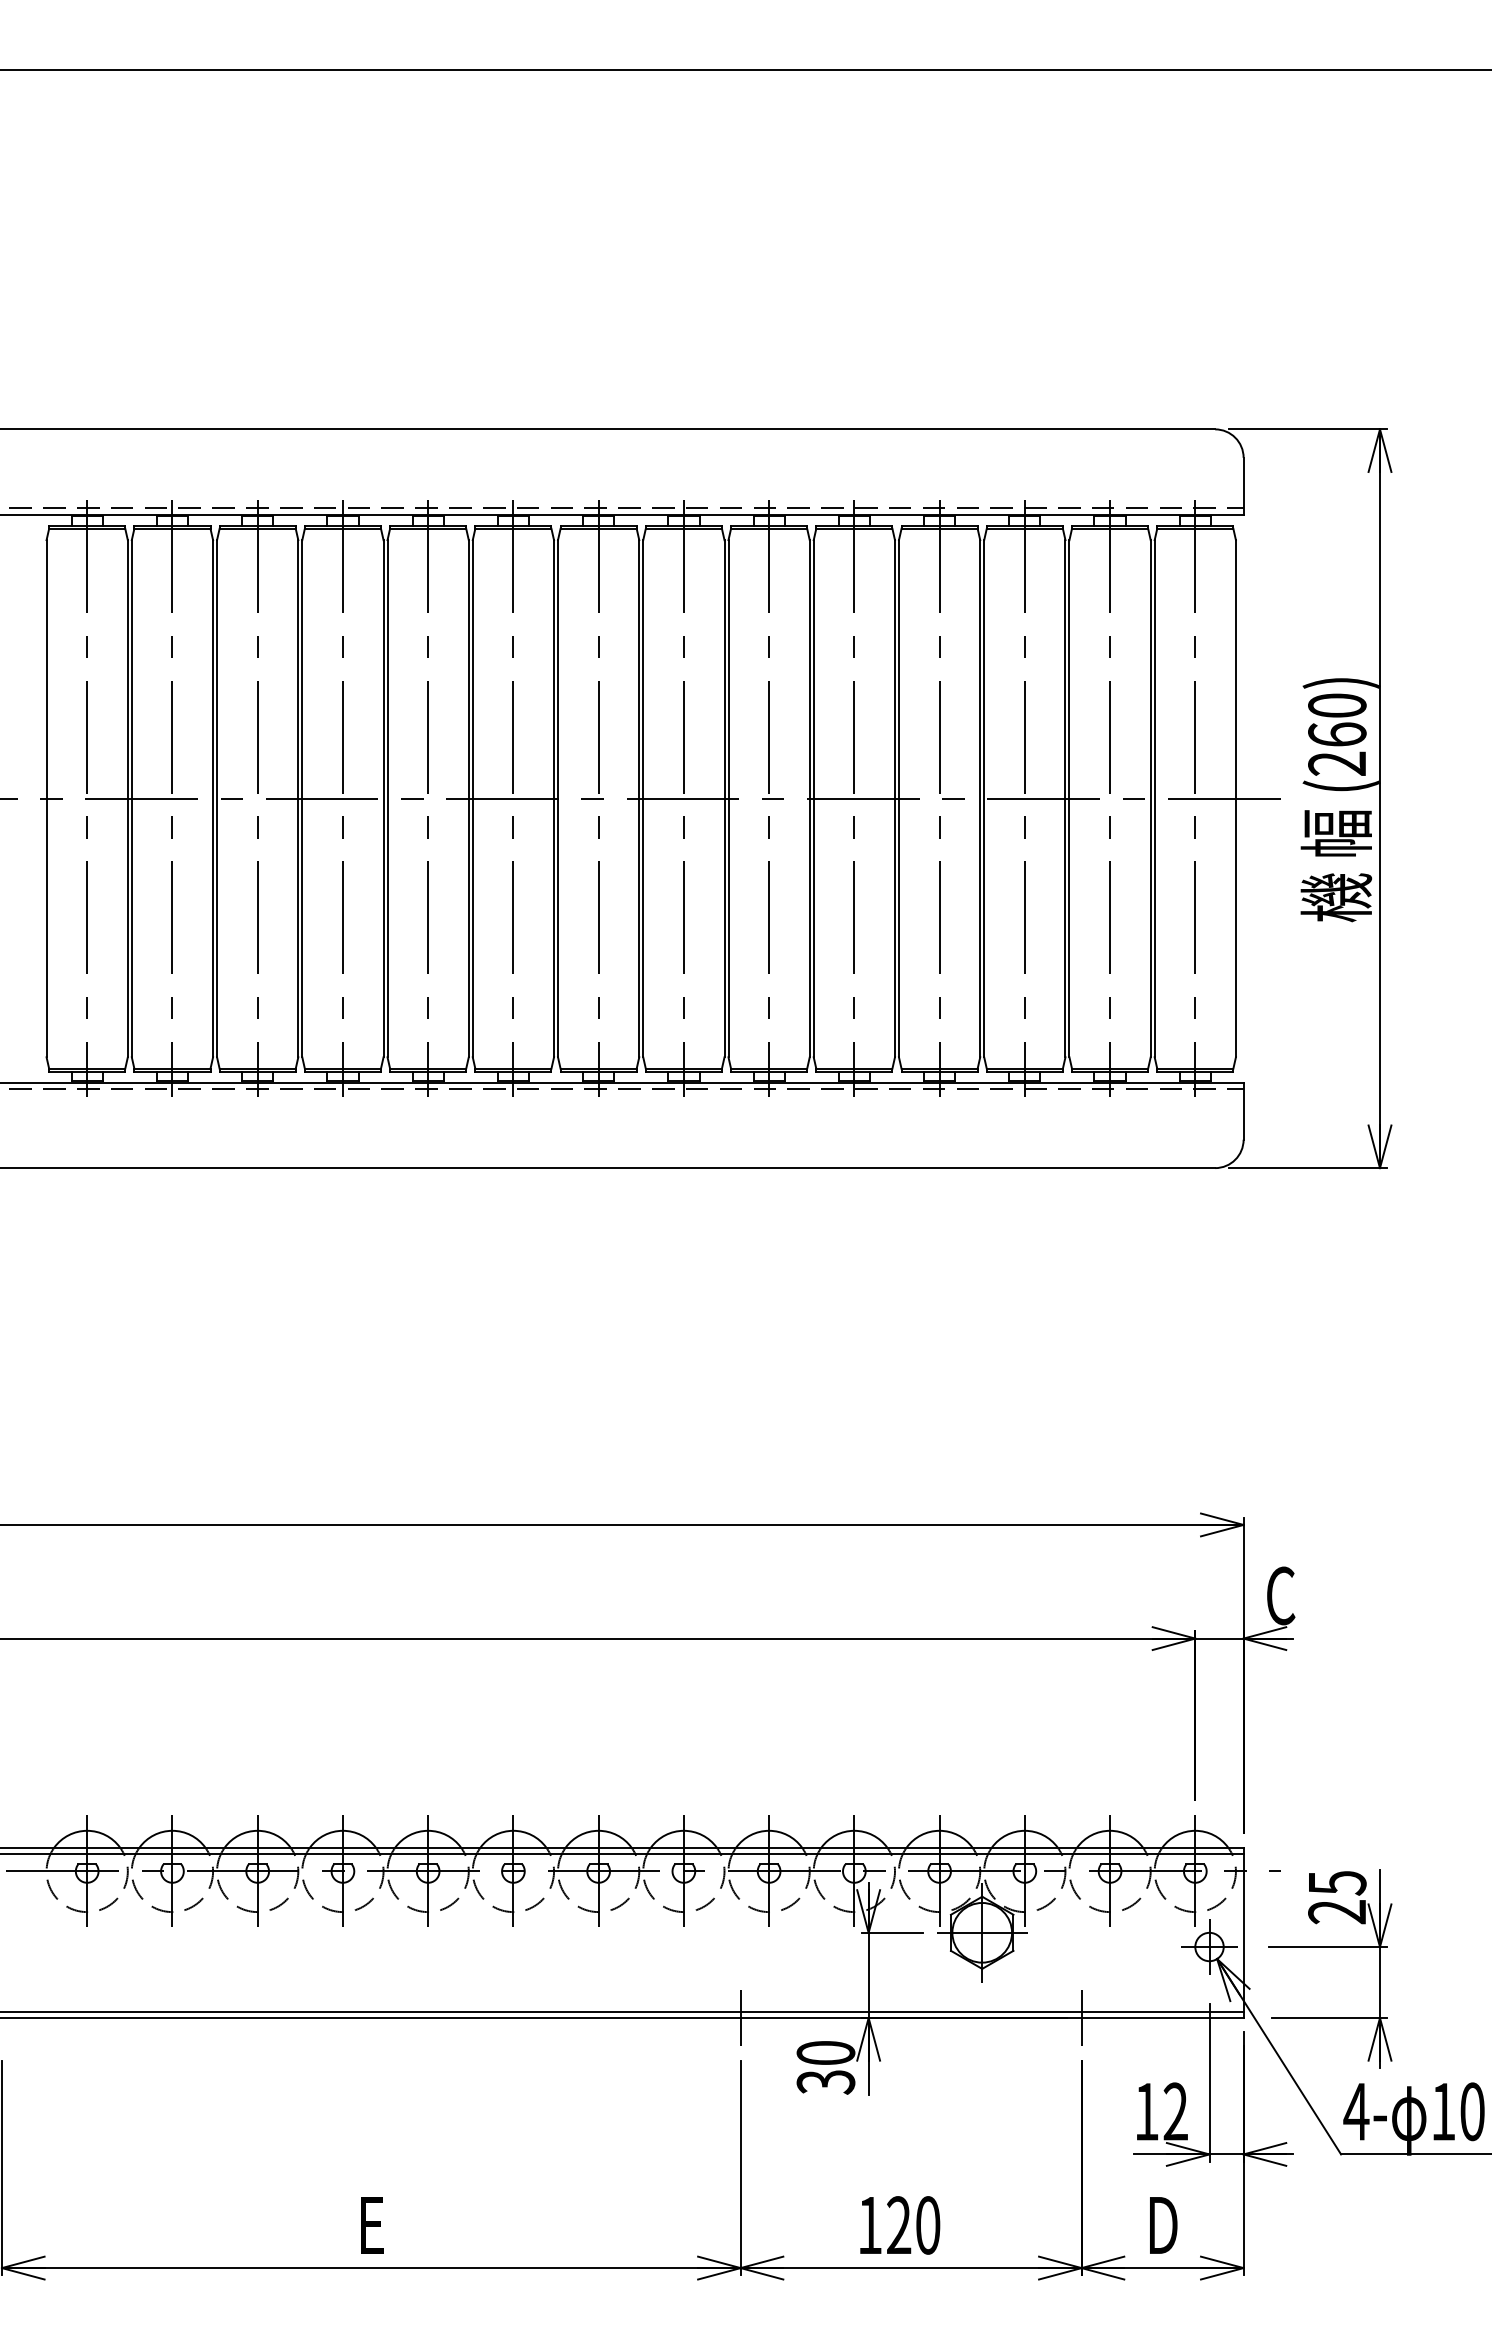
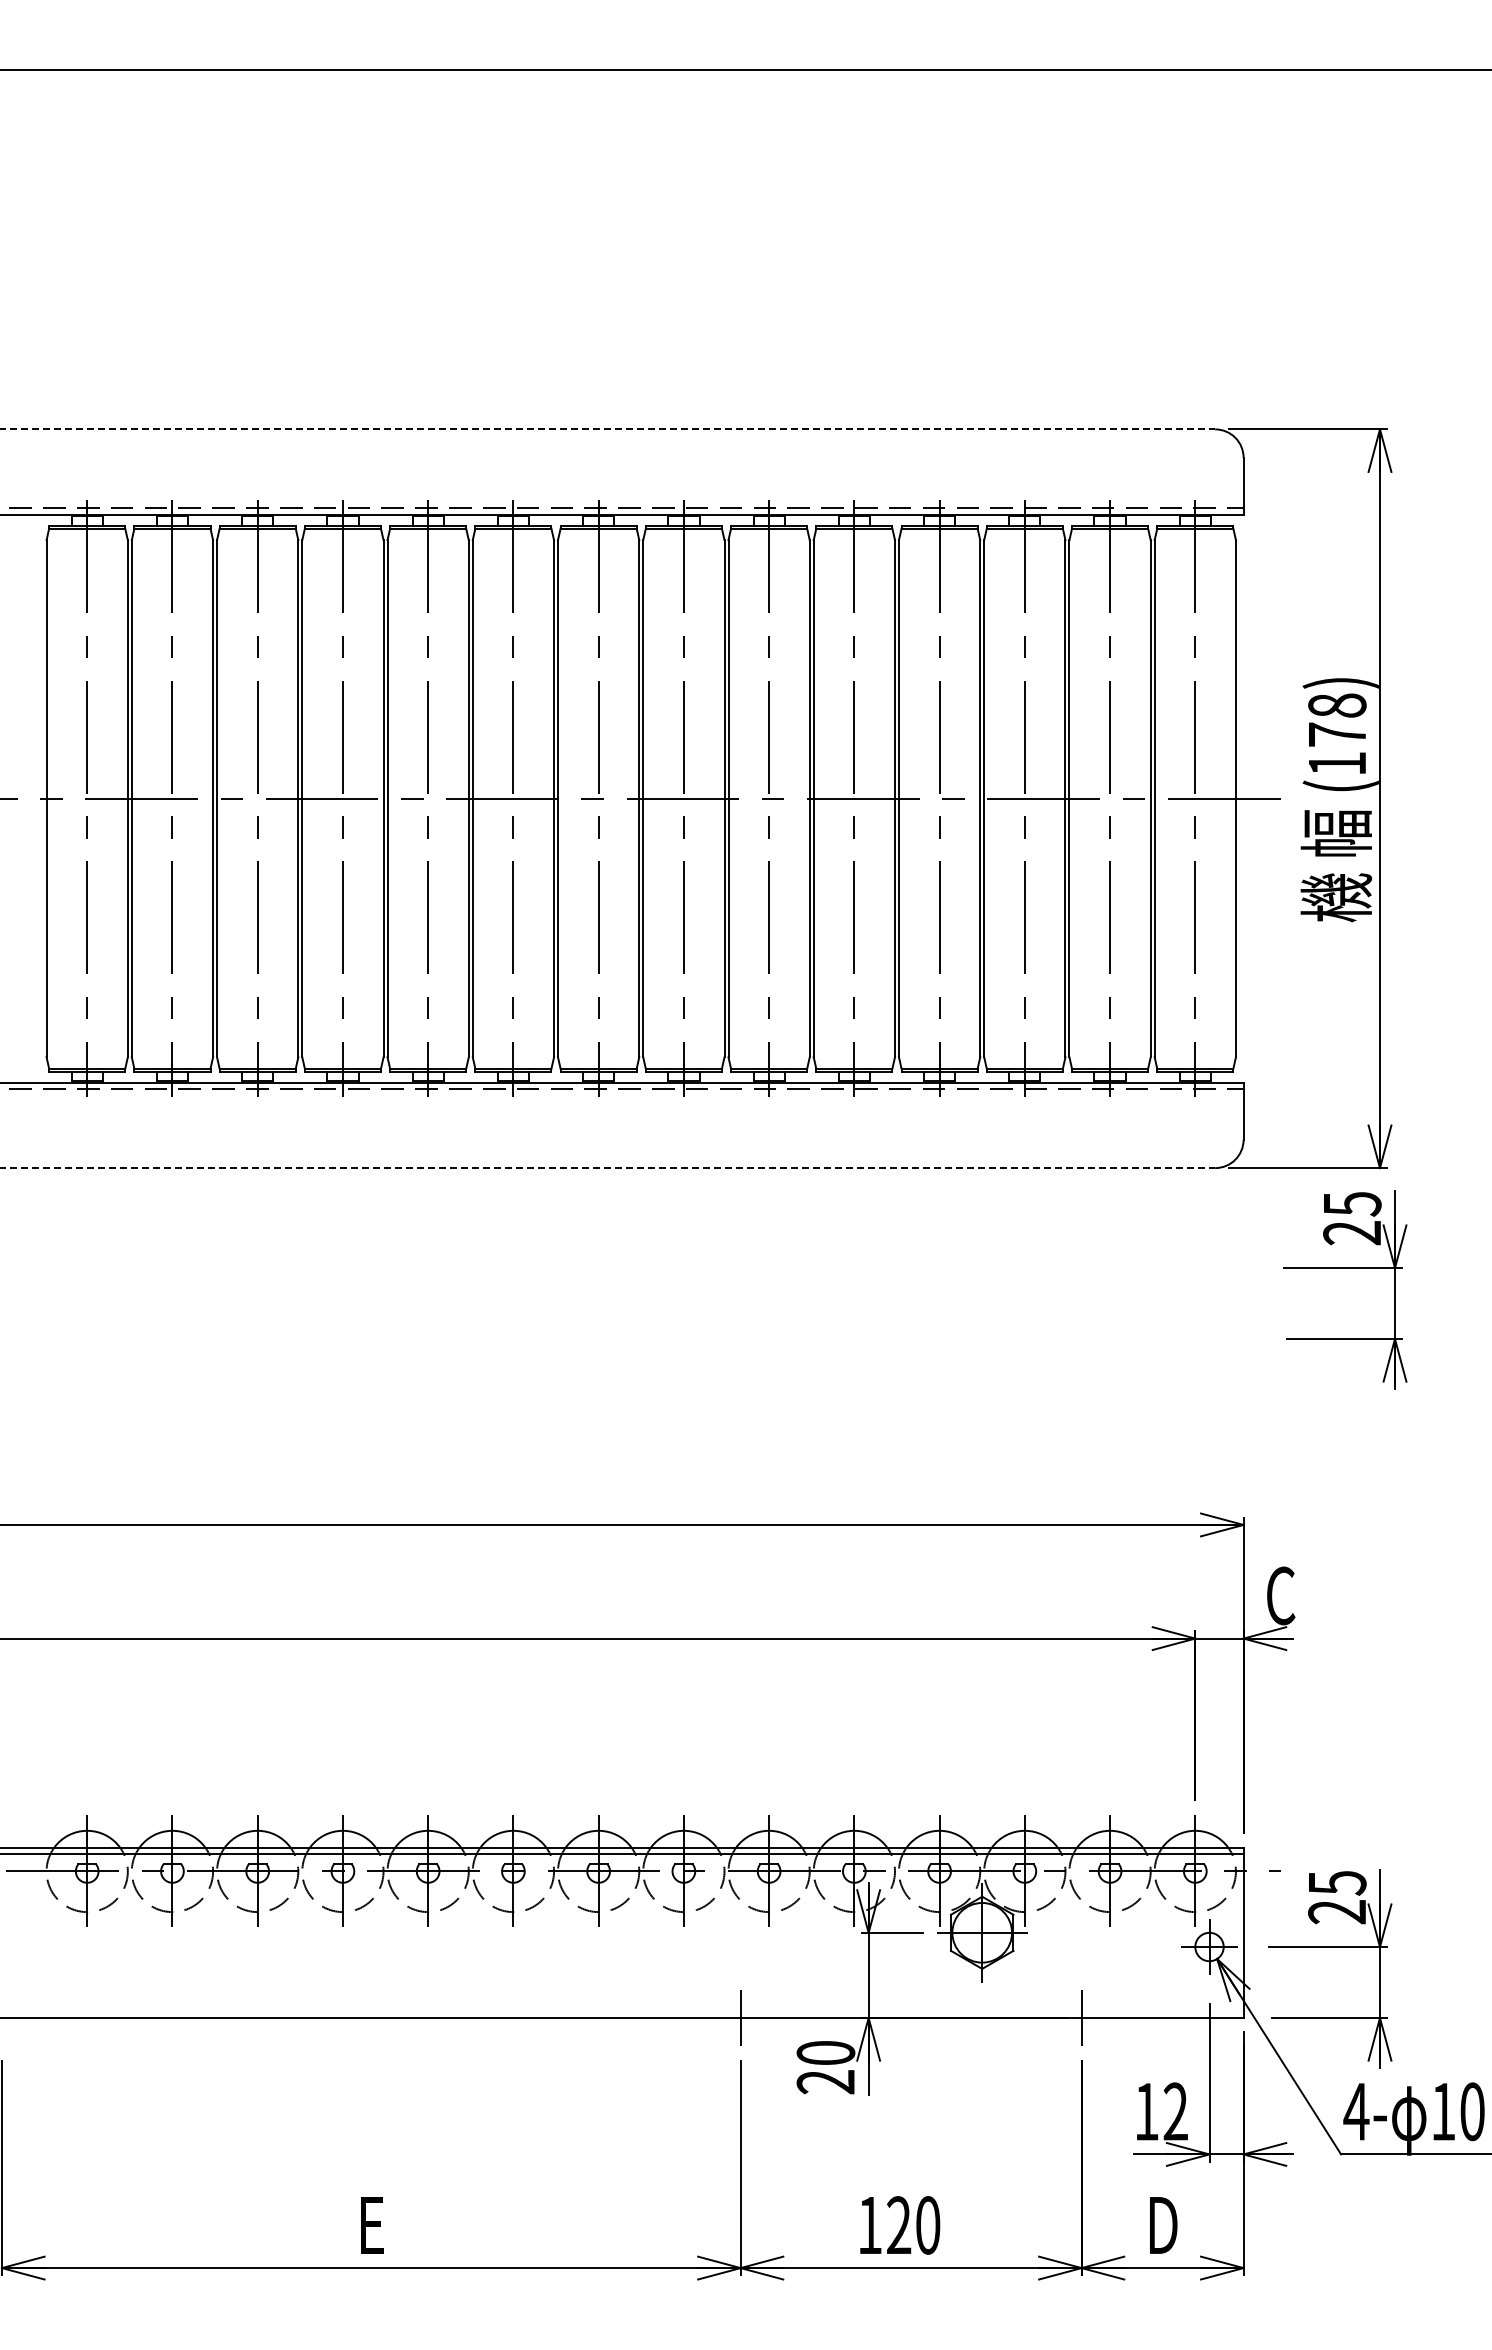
line: solid -> dashed (608, 429)
text: (260) -> (178) (1337, 734)
line: solid -> dashed (608, 1168)
part: none -> present (1345, 1268)
line: present -> none (622, 2011)
text: 30 -> 20 (826, 2082)
